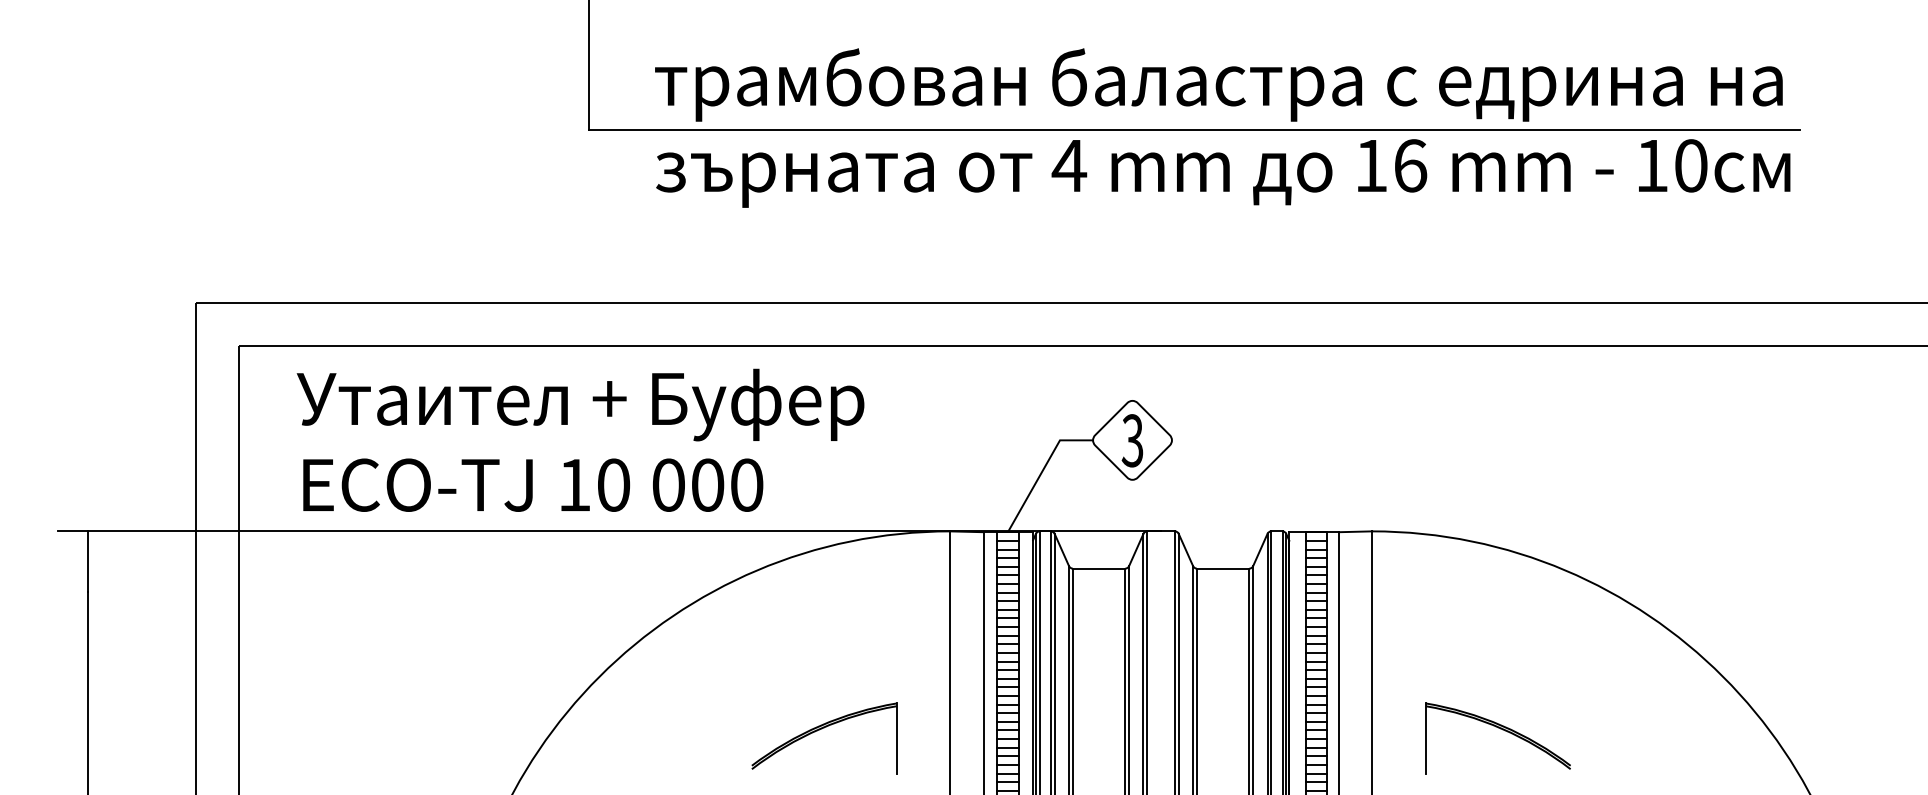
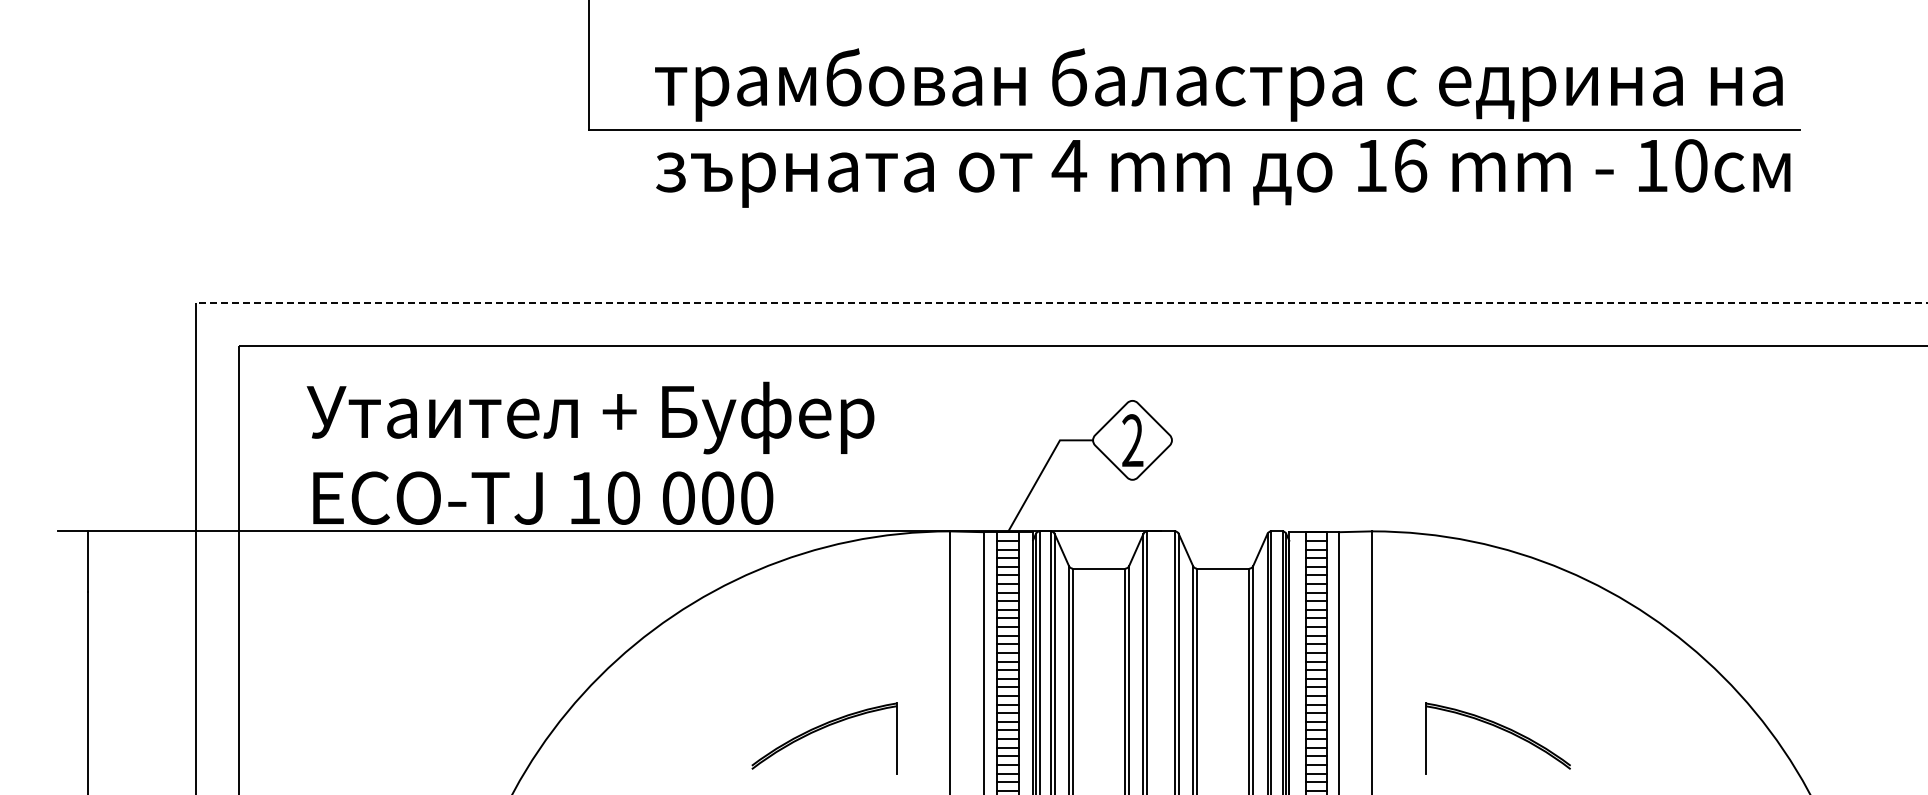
line: solid -> dashed (1061, 303)
text position: (580, 439) -> (590, 452) (590, 452)
text: 3 -> 2 (1132, 440)
